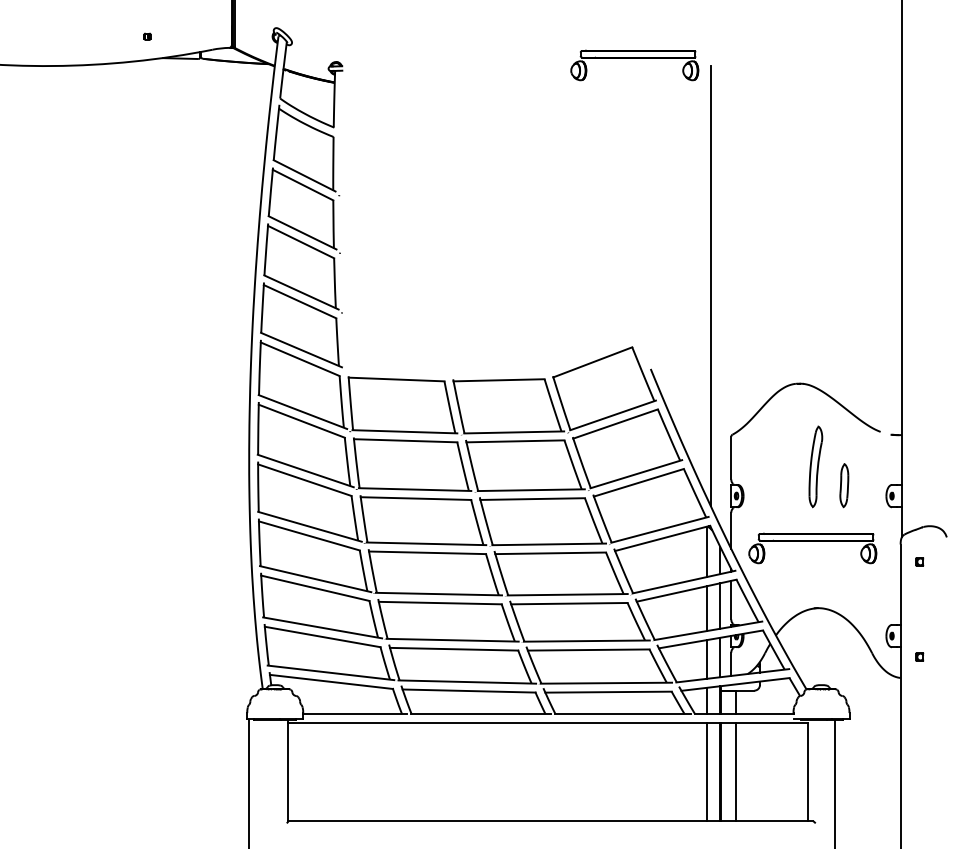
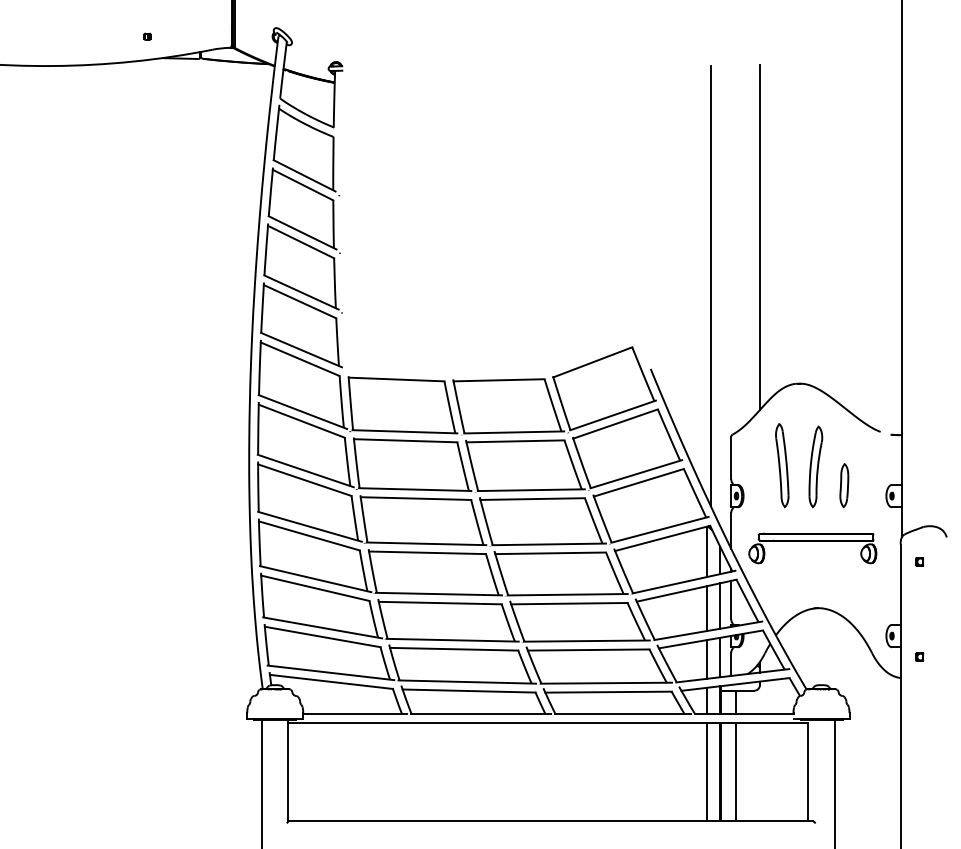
part: present -> none (634, 58)
line: none -> present (759, 237)
part: none -> present (782, 465)
line position: (249, 782) -> (262, 782) (262, 782)
